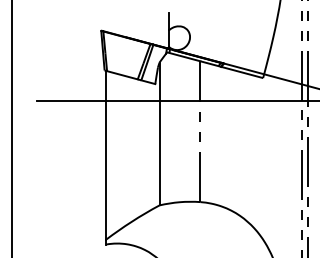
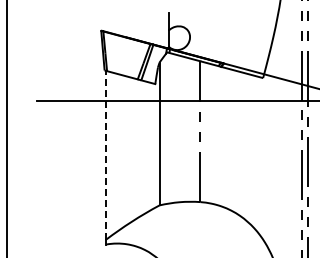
line position: (12, 128) -> (7, 128) (7, 128)
line: solid -> dashed (106, 154)
